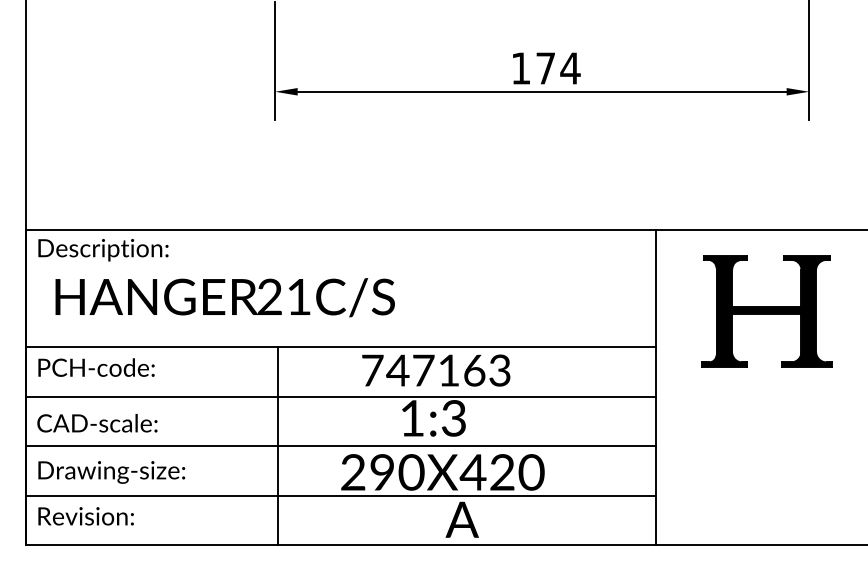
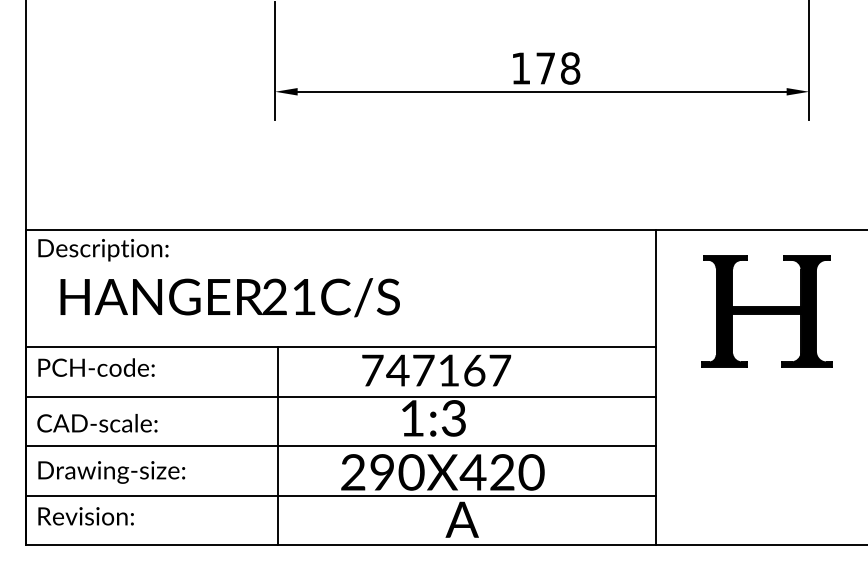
text: 174 -> 178 (570, 68)
text position: (224, 297) -> (229, 297) (229, 297)
text: 747163 -> 747167 (500, 370)
